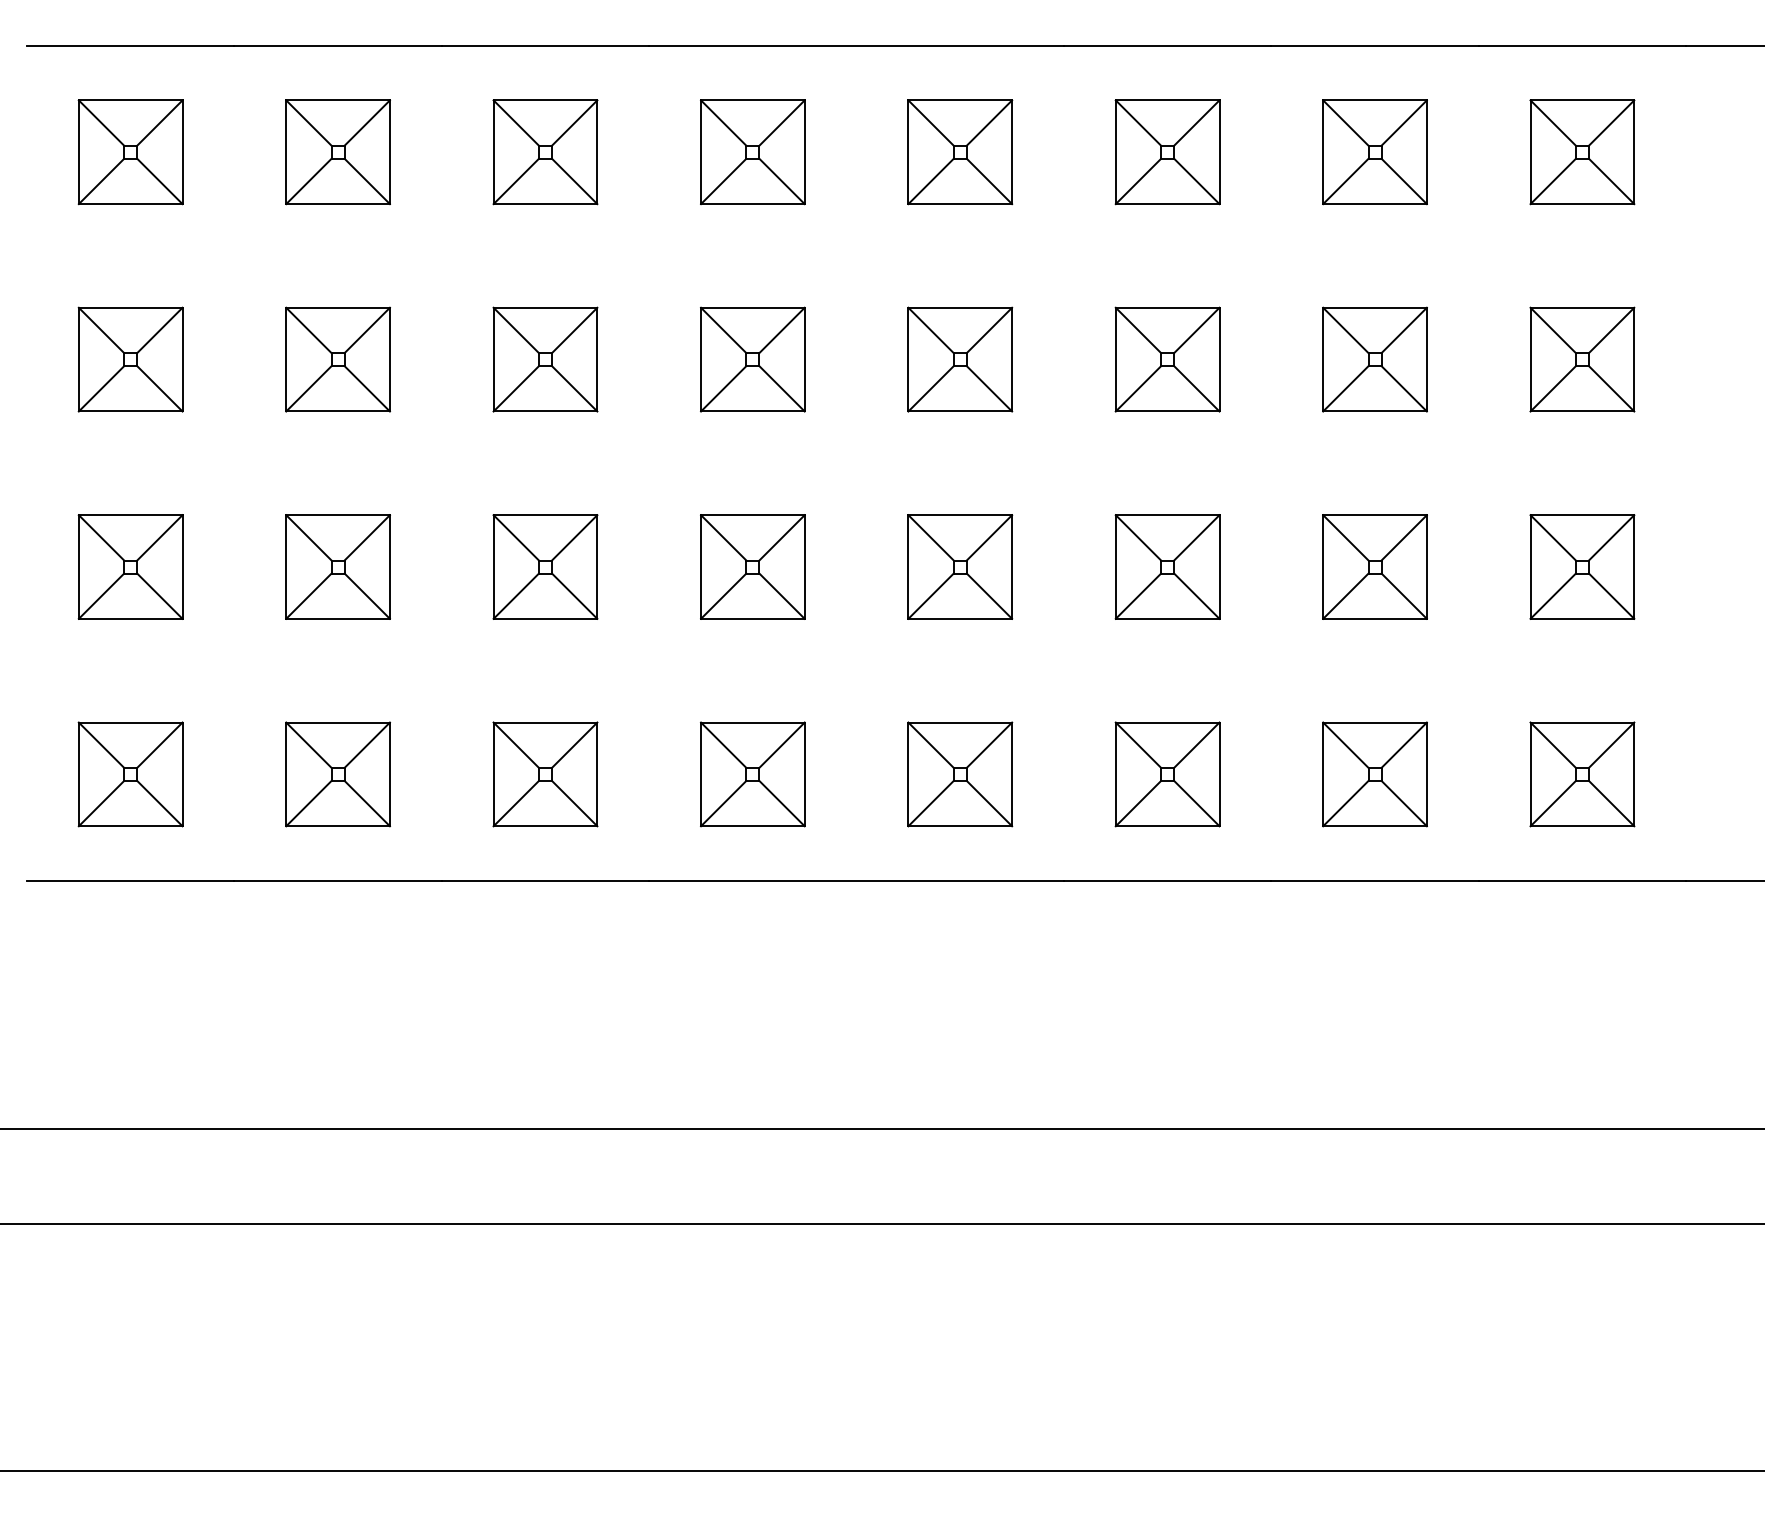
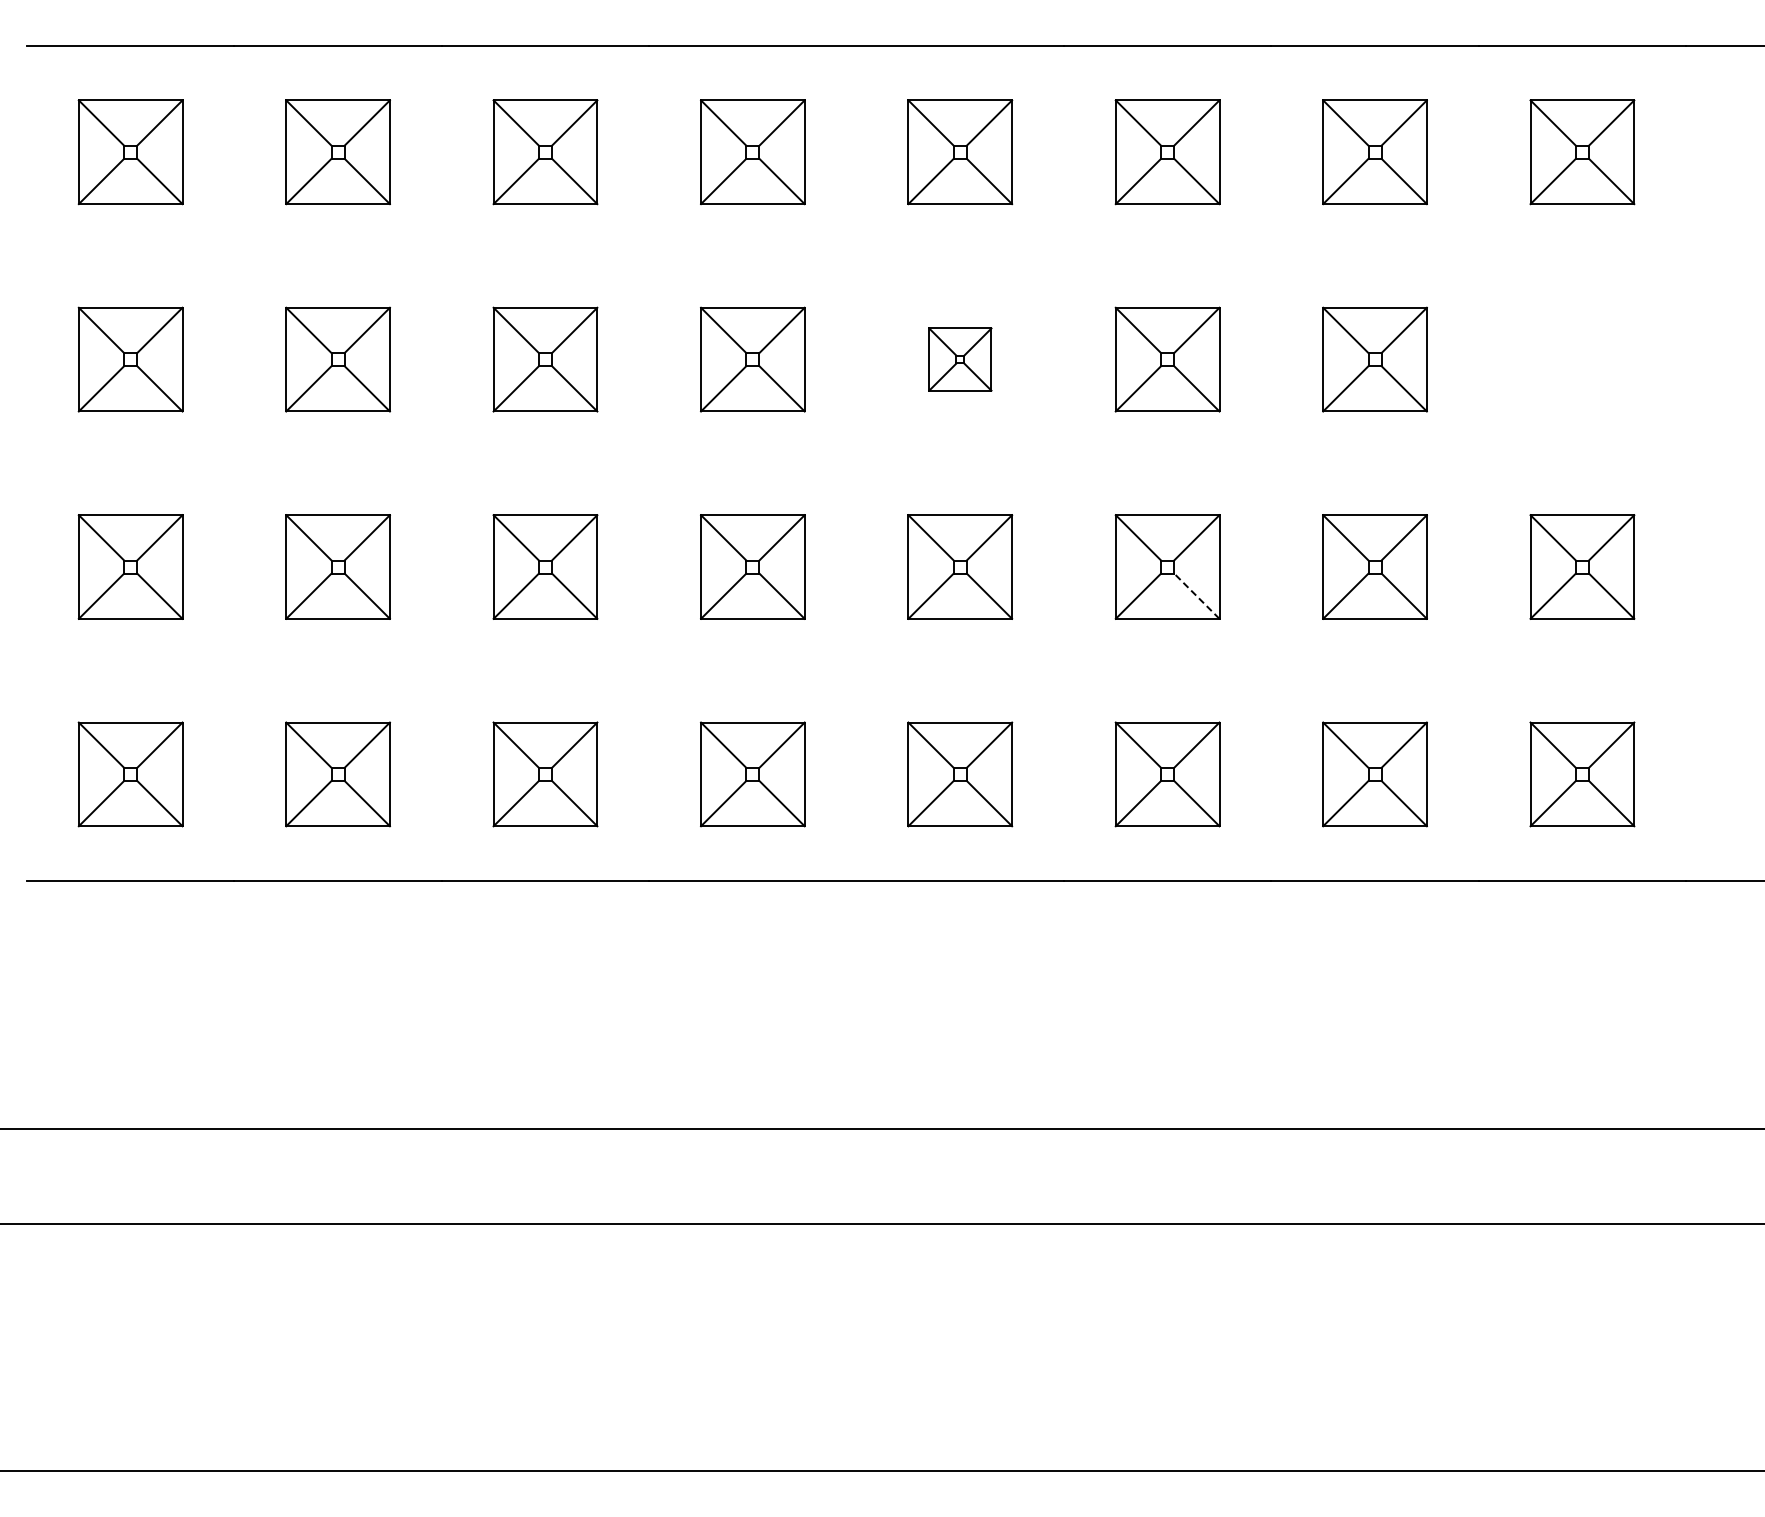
part size: 107x107 px -> 65x65 px (960, 359)
part: present -> none (1582, 359)
line: solid -> dashed (1196, 595)
